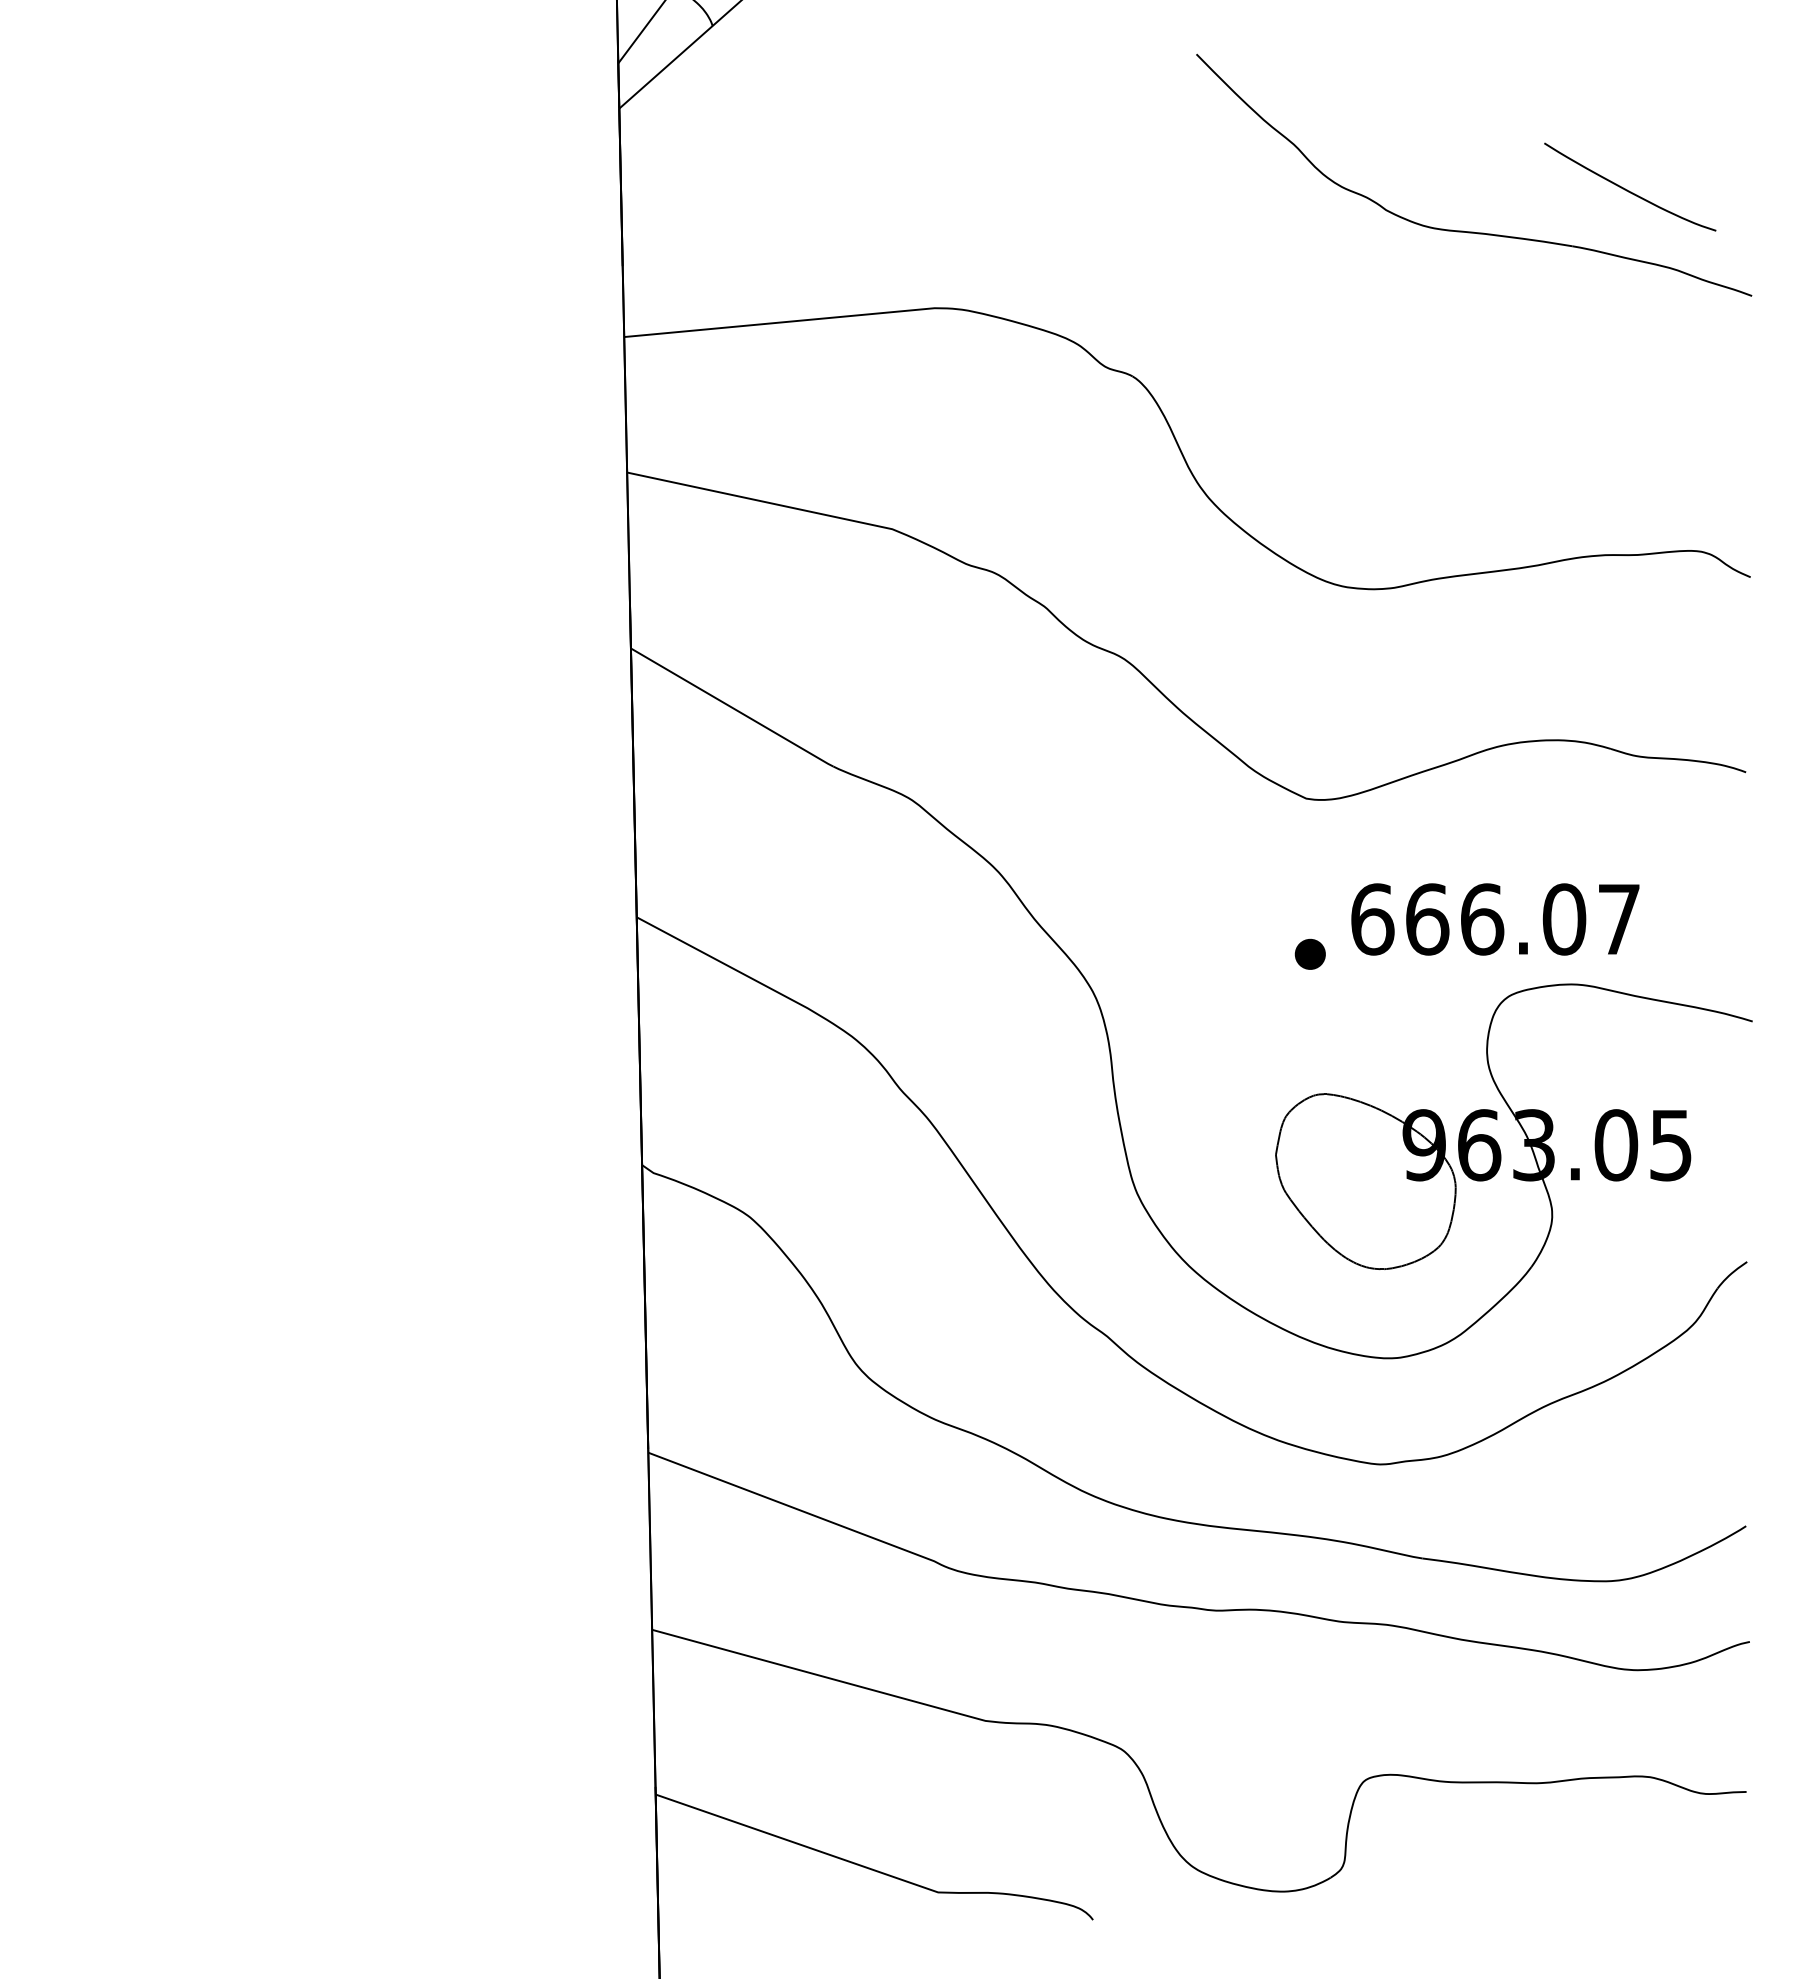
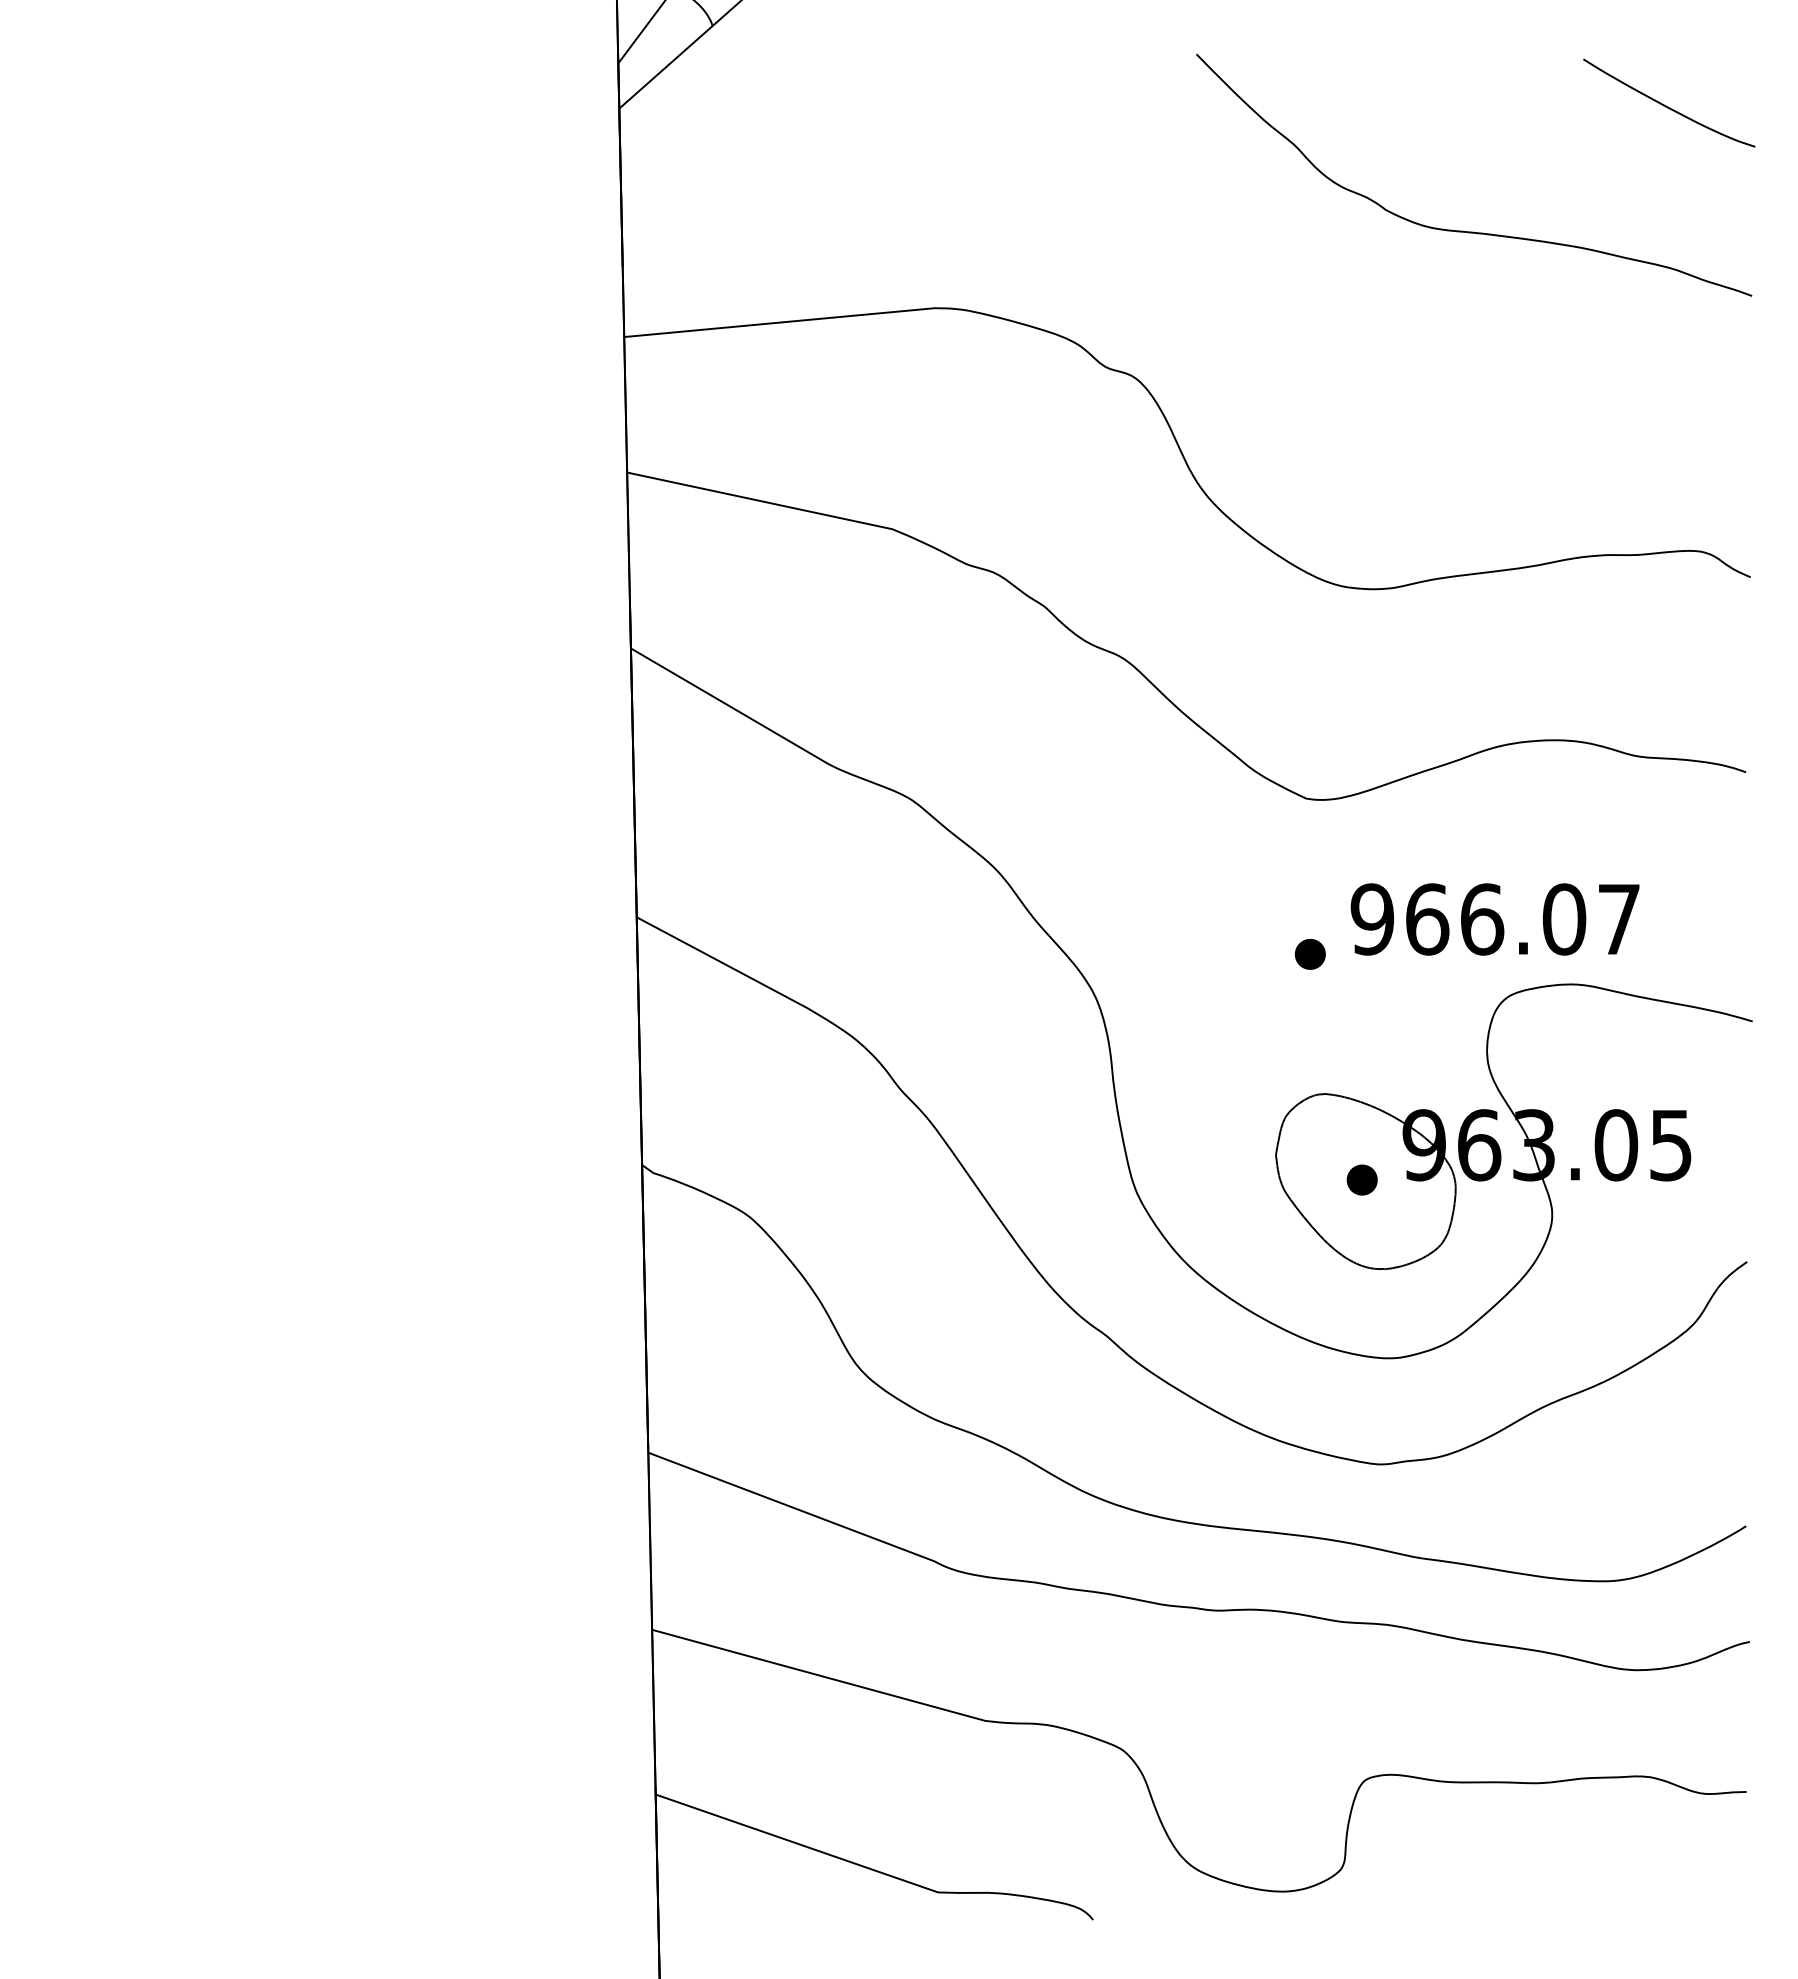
curve position: (1629, 190) -> (1668, 106) (1668, 106)
text: 666.07 -> 966.07 (1372, 919)
part: none -> present (1361, 1179)
